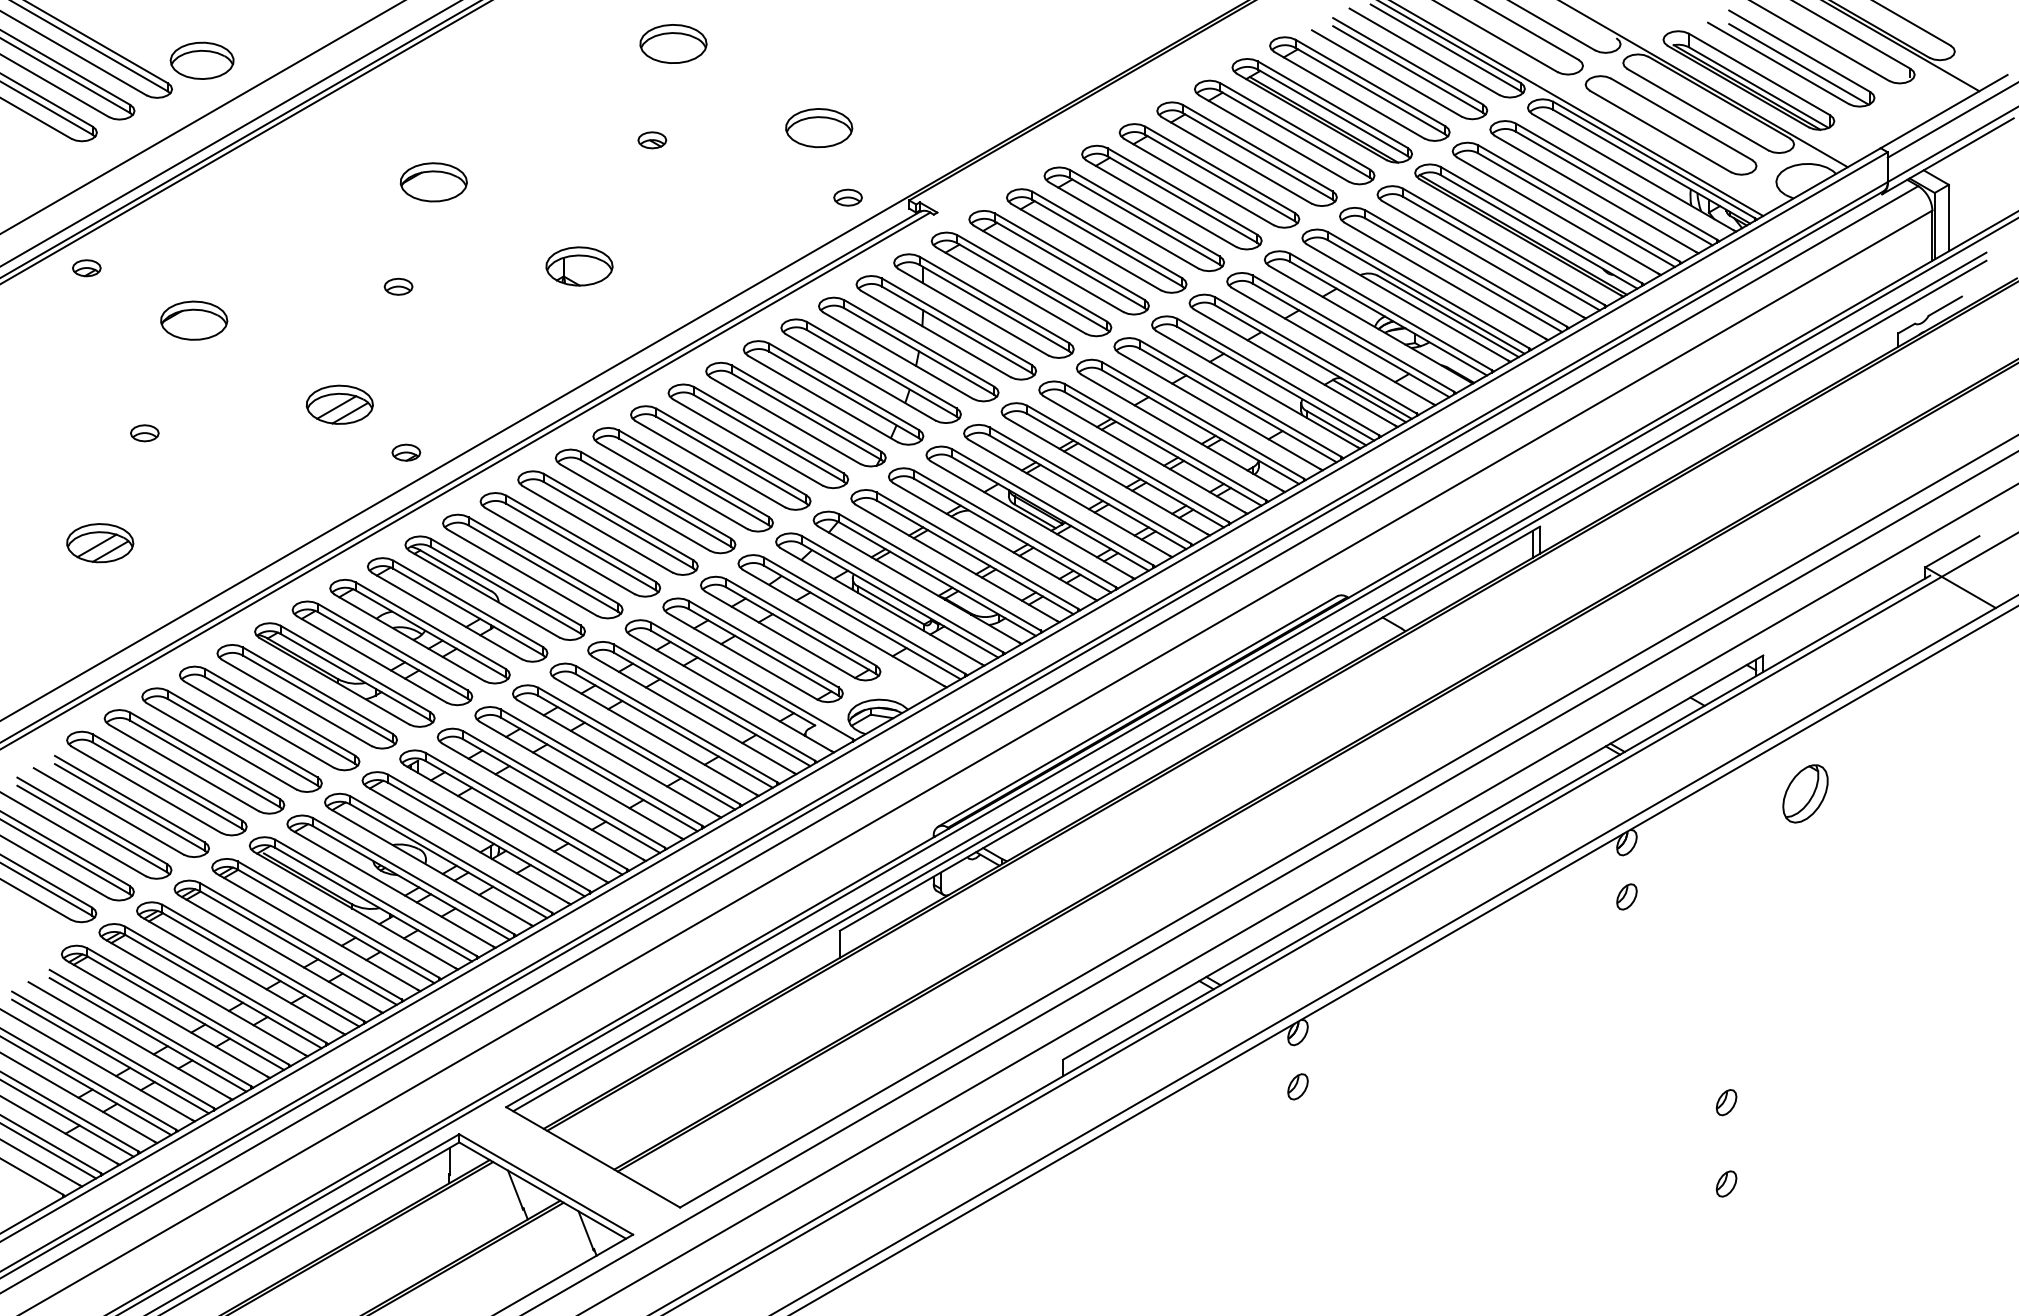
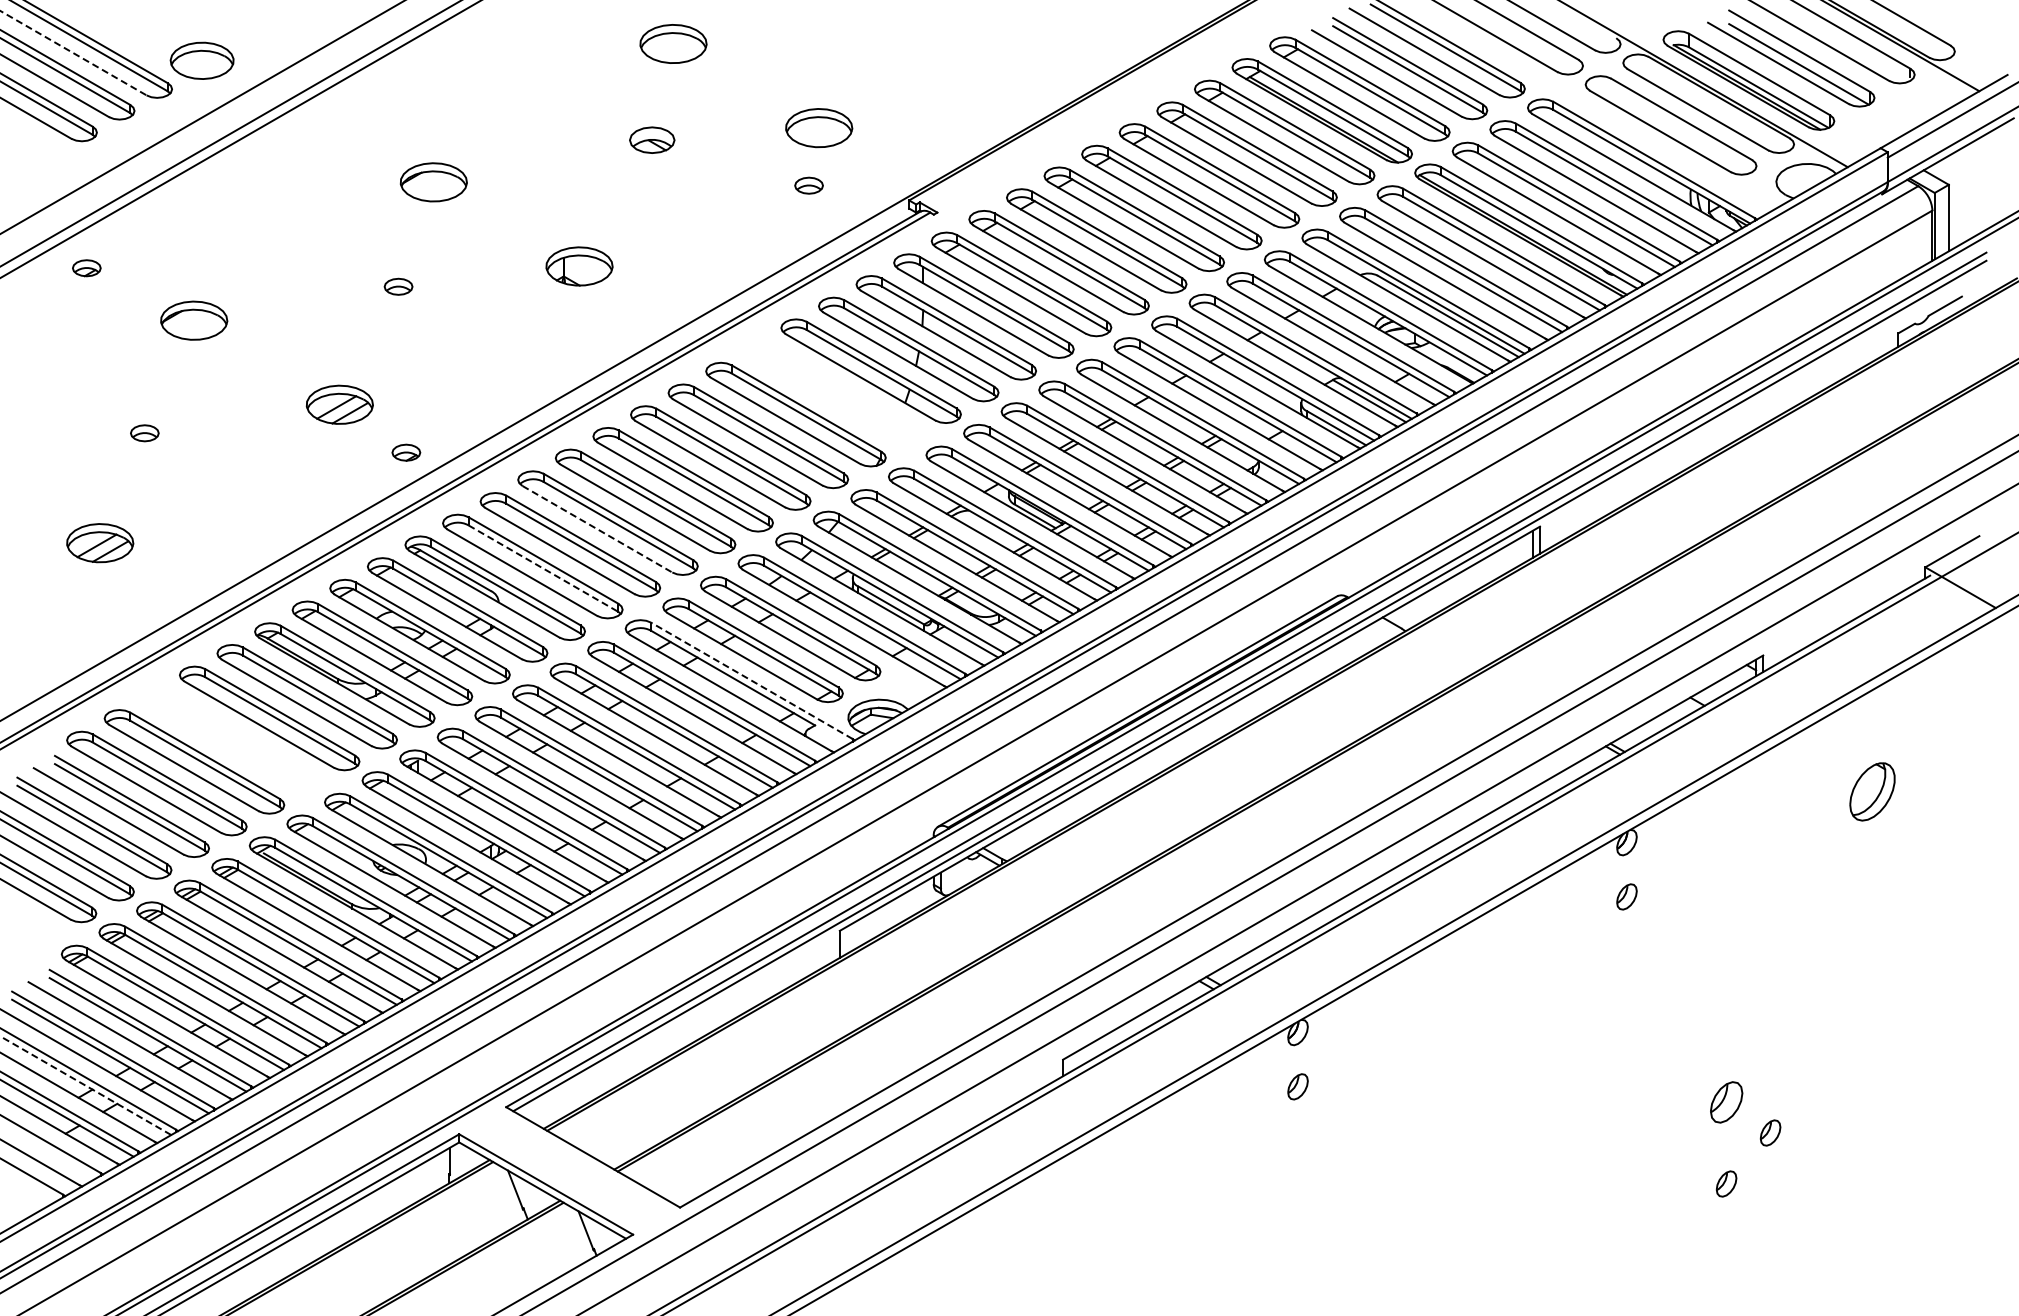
line: solid -> dashed (74, 53)
line: present -> none (1577, 109)
part size: 31x19 px -> 47x28 px (652, 139)
line: present -> none (245, 142)
part position: (847, 197) -> (808, 185) (808, 185)
part: present -> none (833, 392)
line: solid -> dashed (597, 529)
line: solid -> dashed (543, 568)
line: solid -> dashed (751, 680)
part: present -> none (231, 739)
part position: (1805, 793) -> (1872, 791) (1872, 791)
line: solid -> dashed (85, 1085)
part size: 23x28 px -> 34x43 px (1726, 1102)
part: none -> present (1770, 1132)
line: present -> none (49, 1151)
